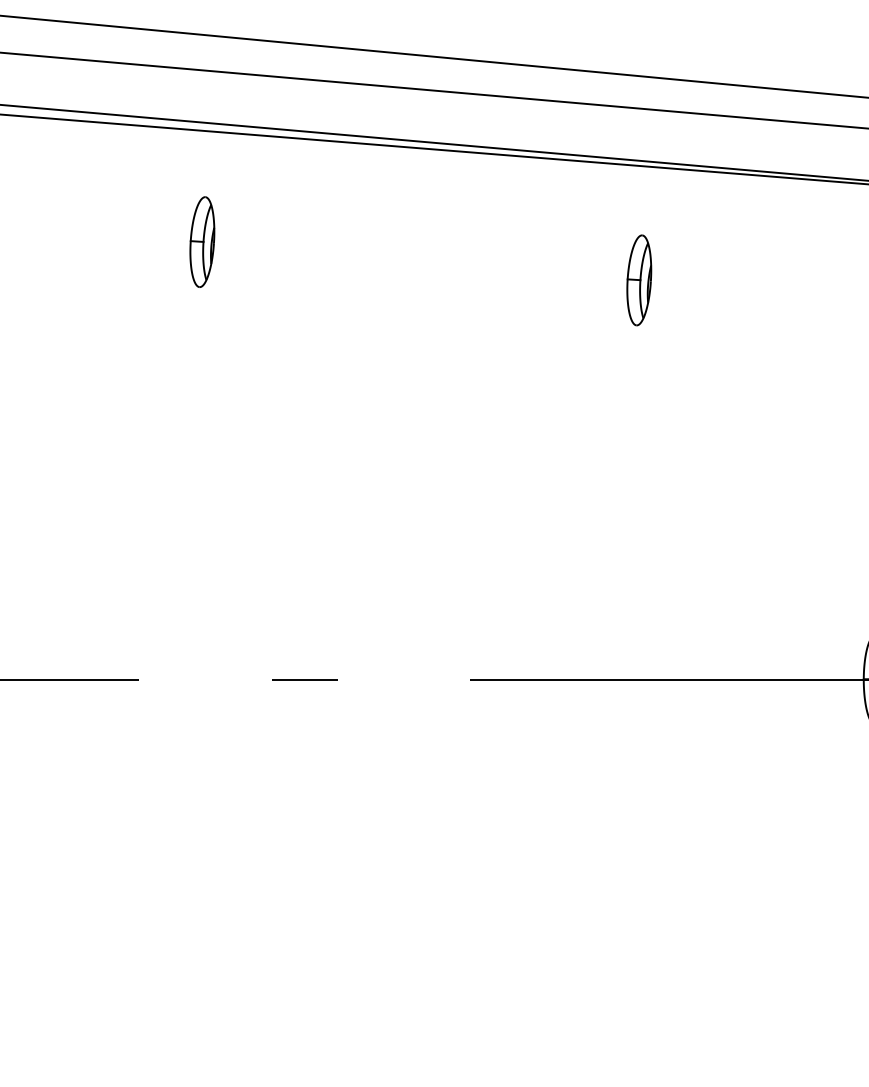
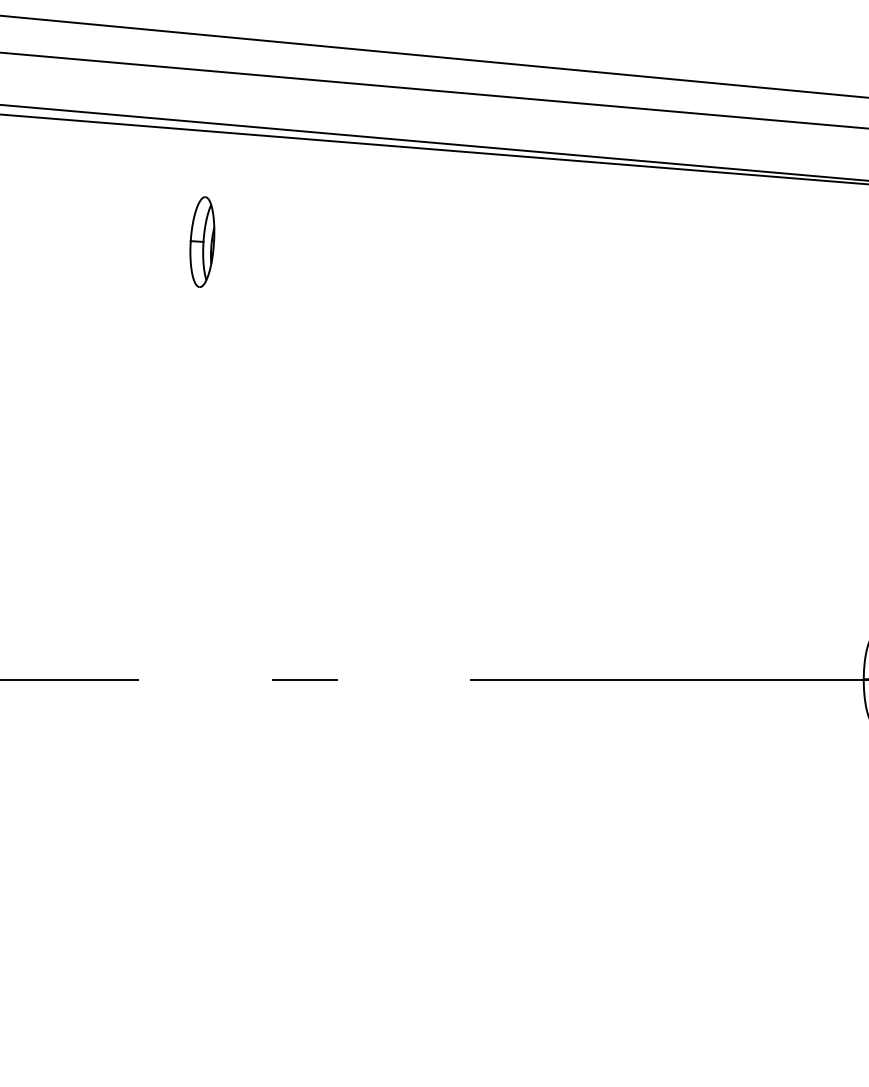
part: present -> none (639, 280)
